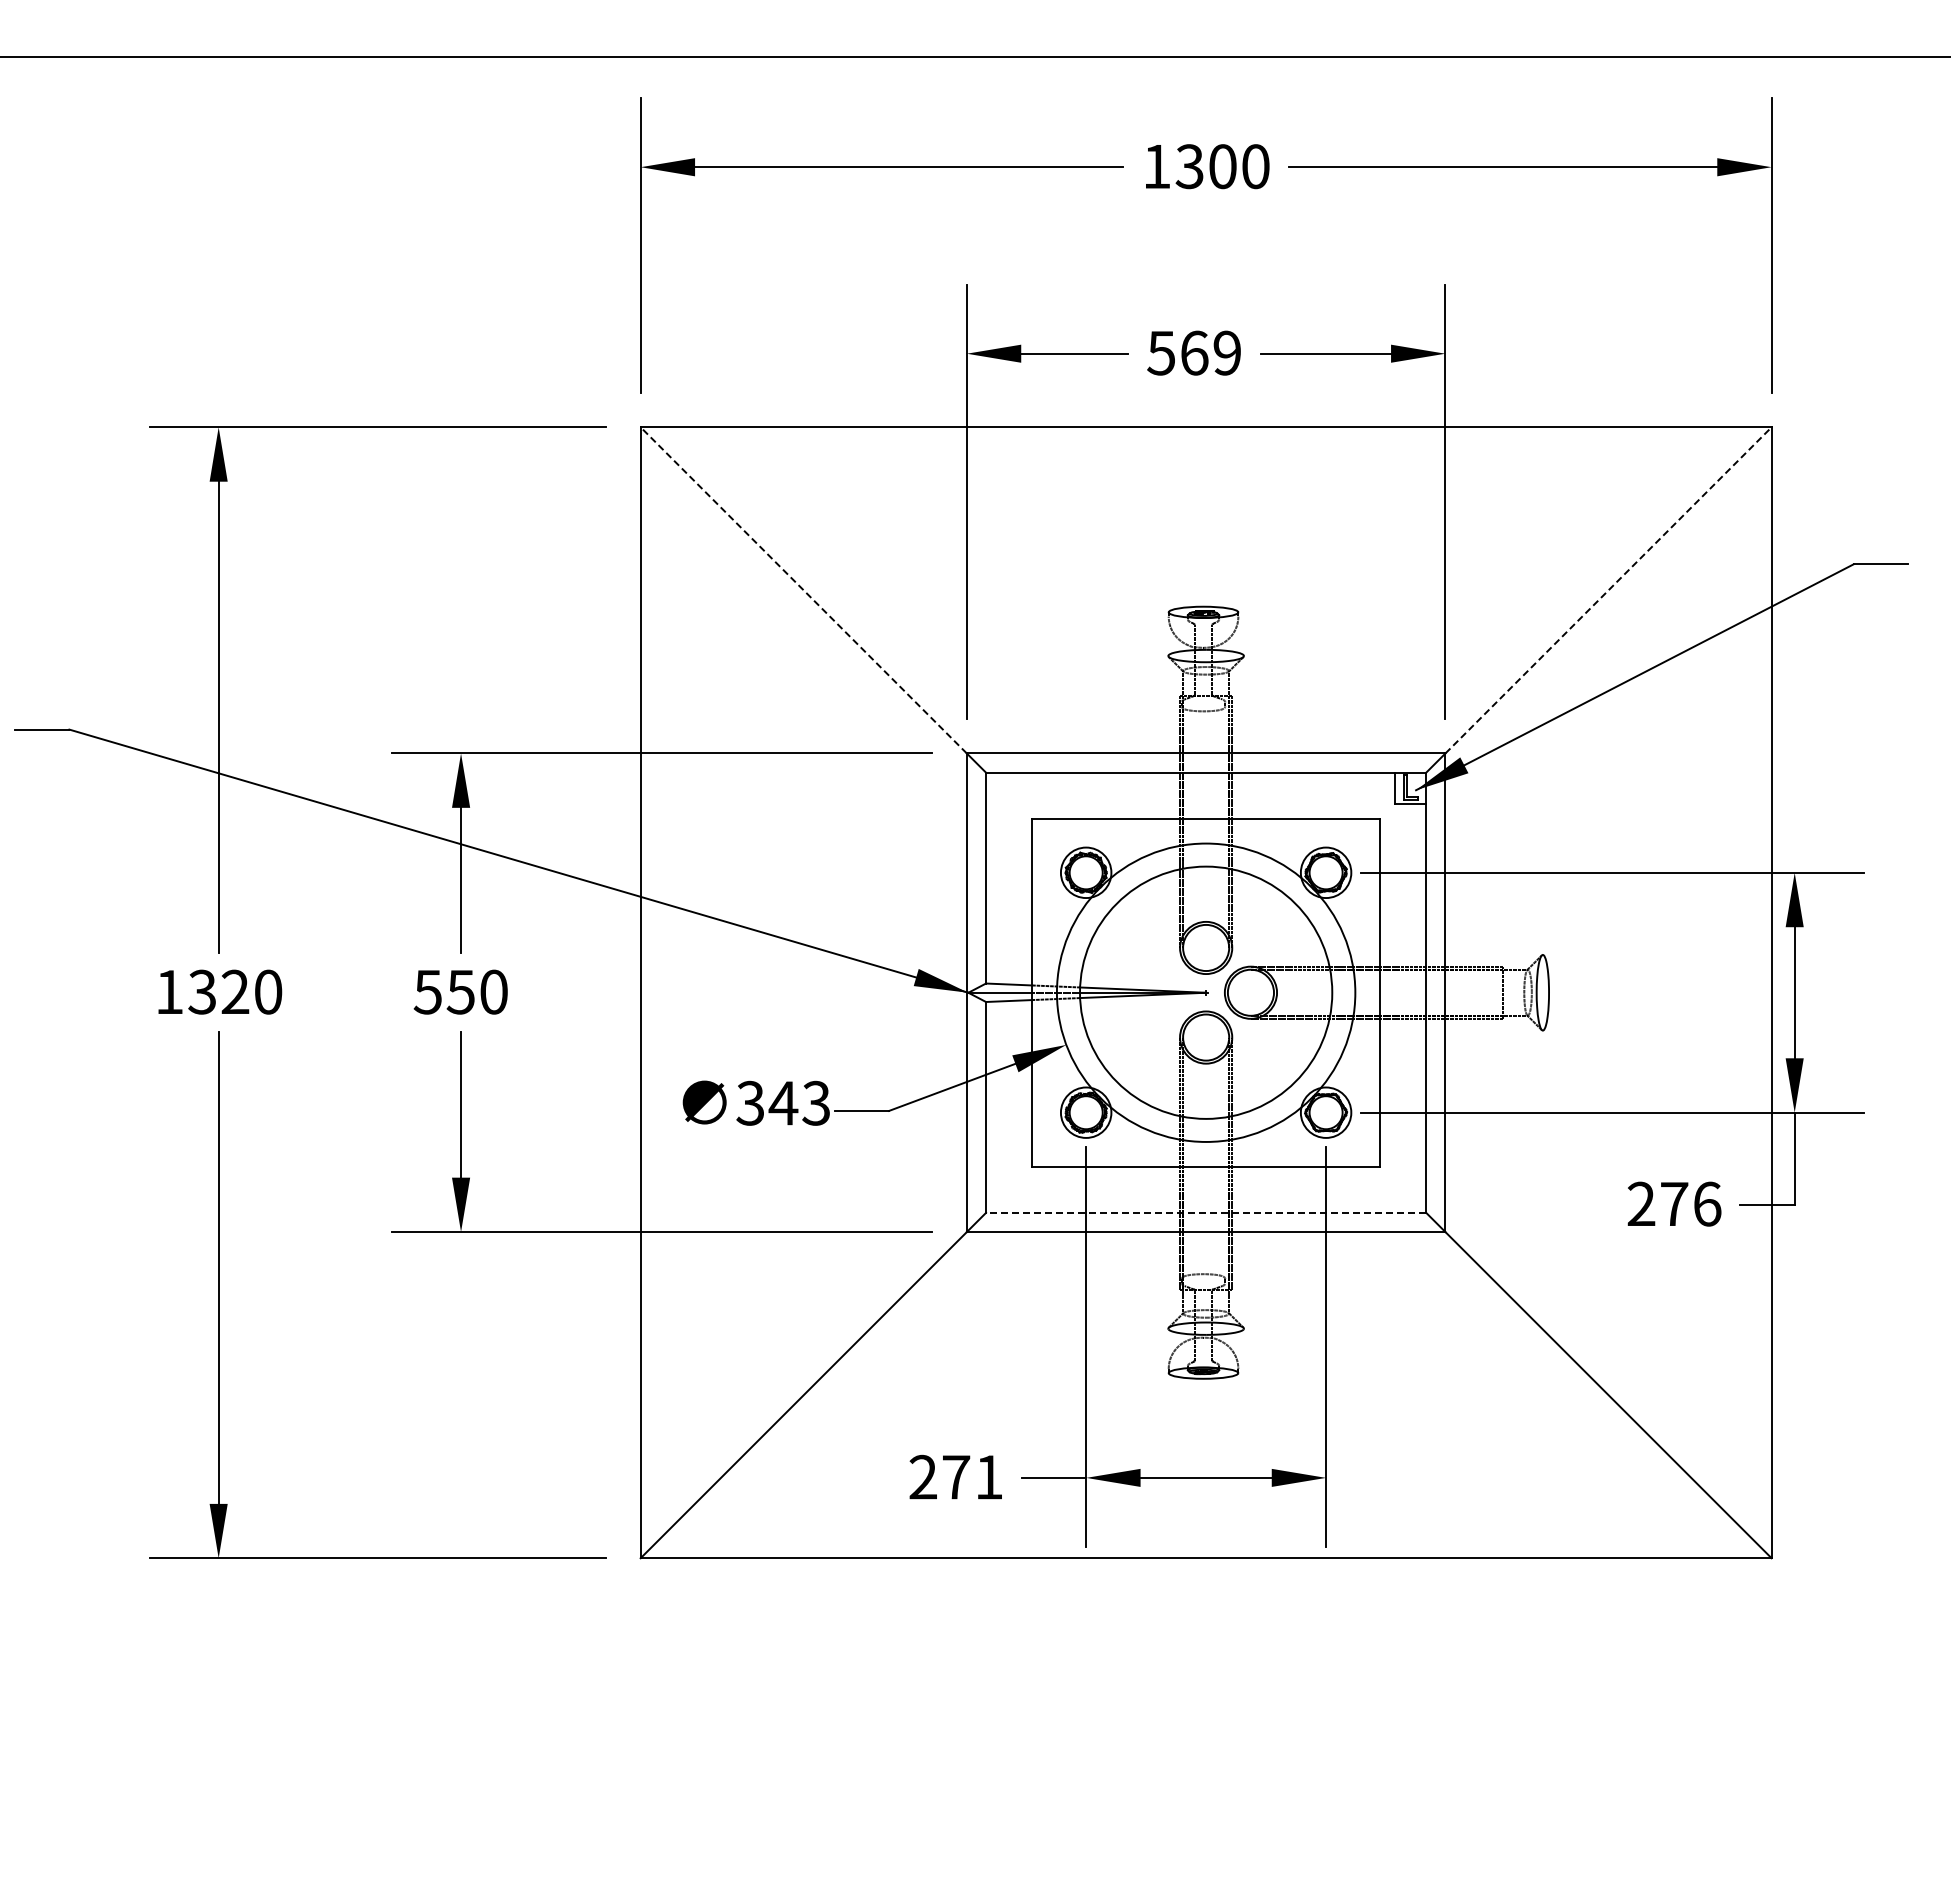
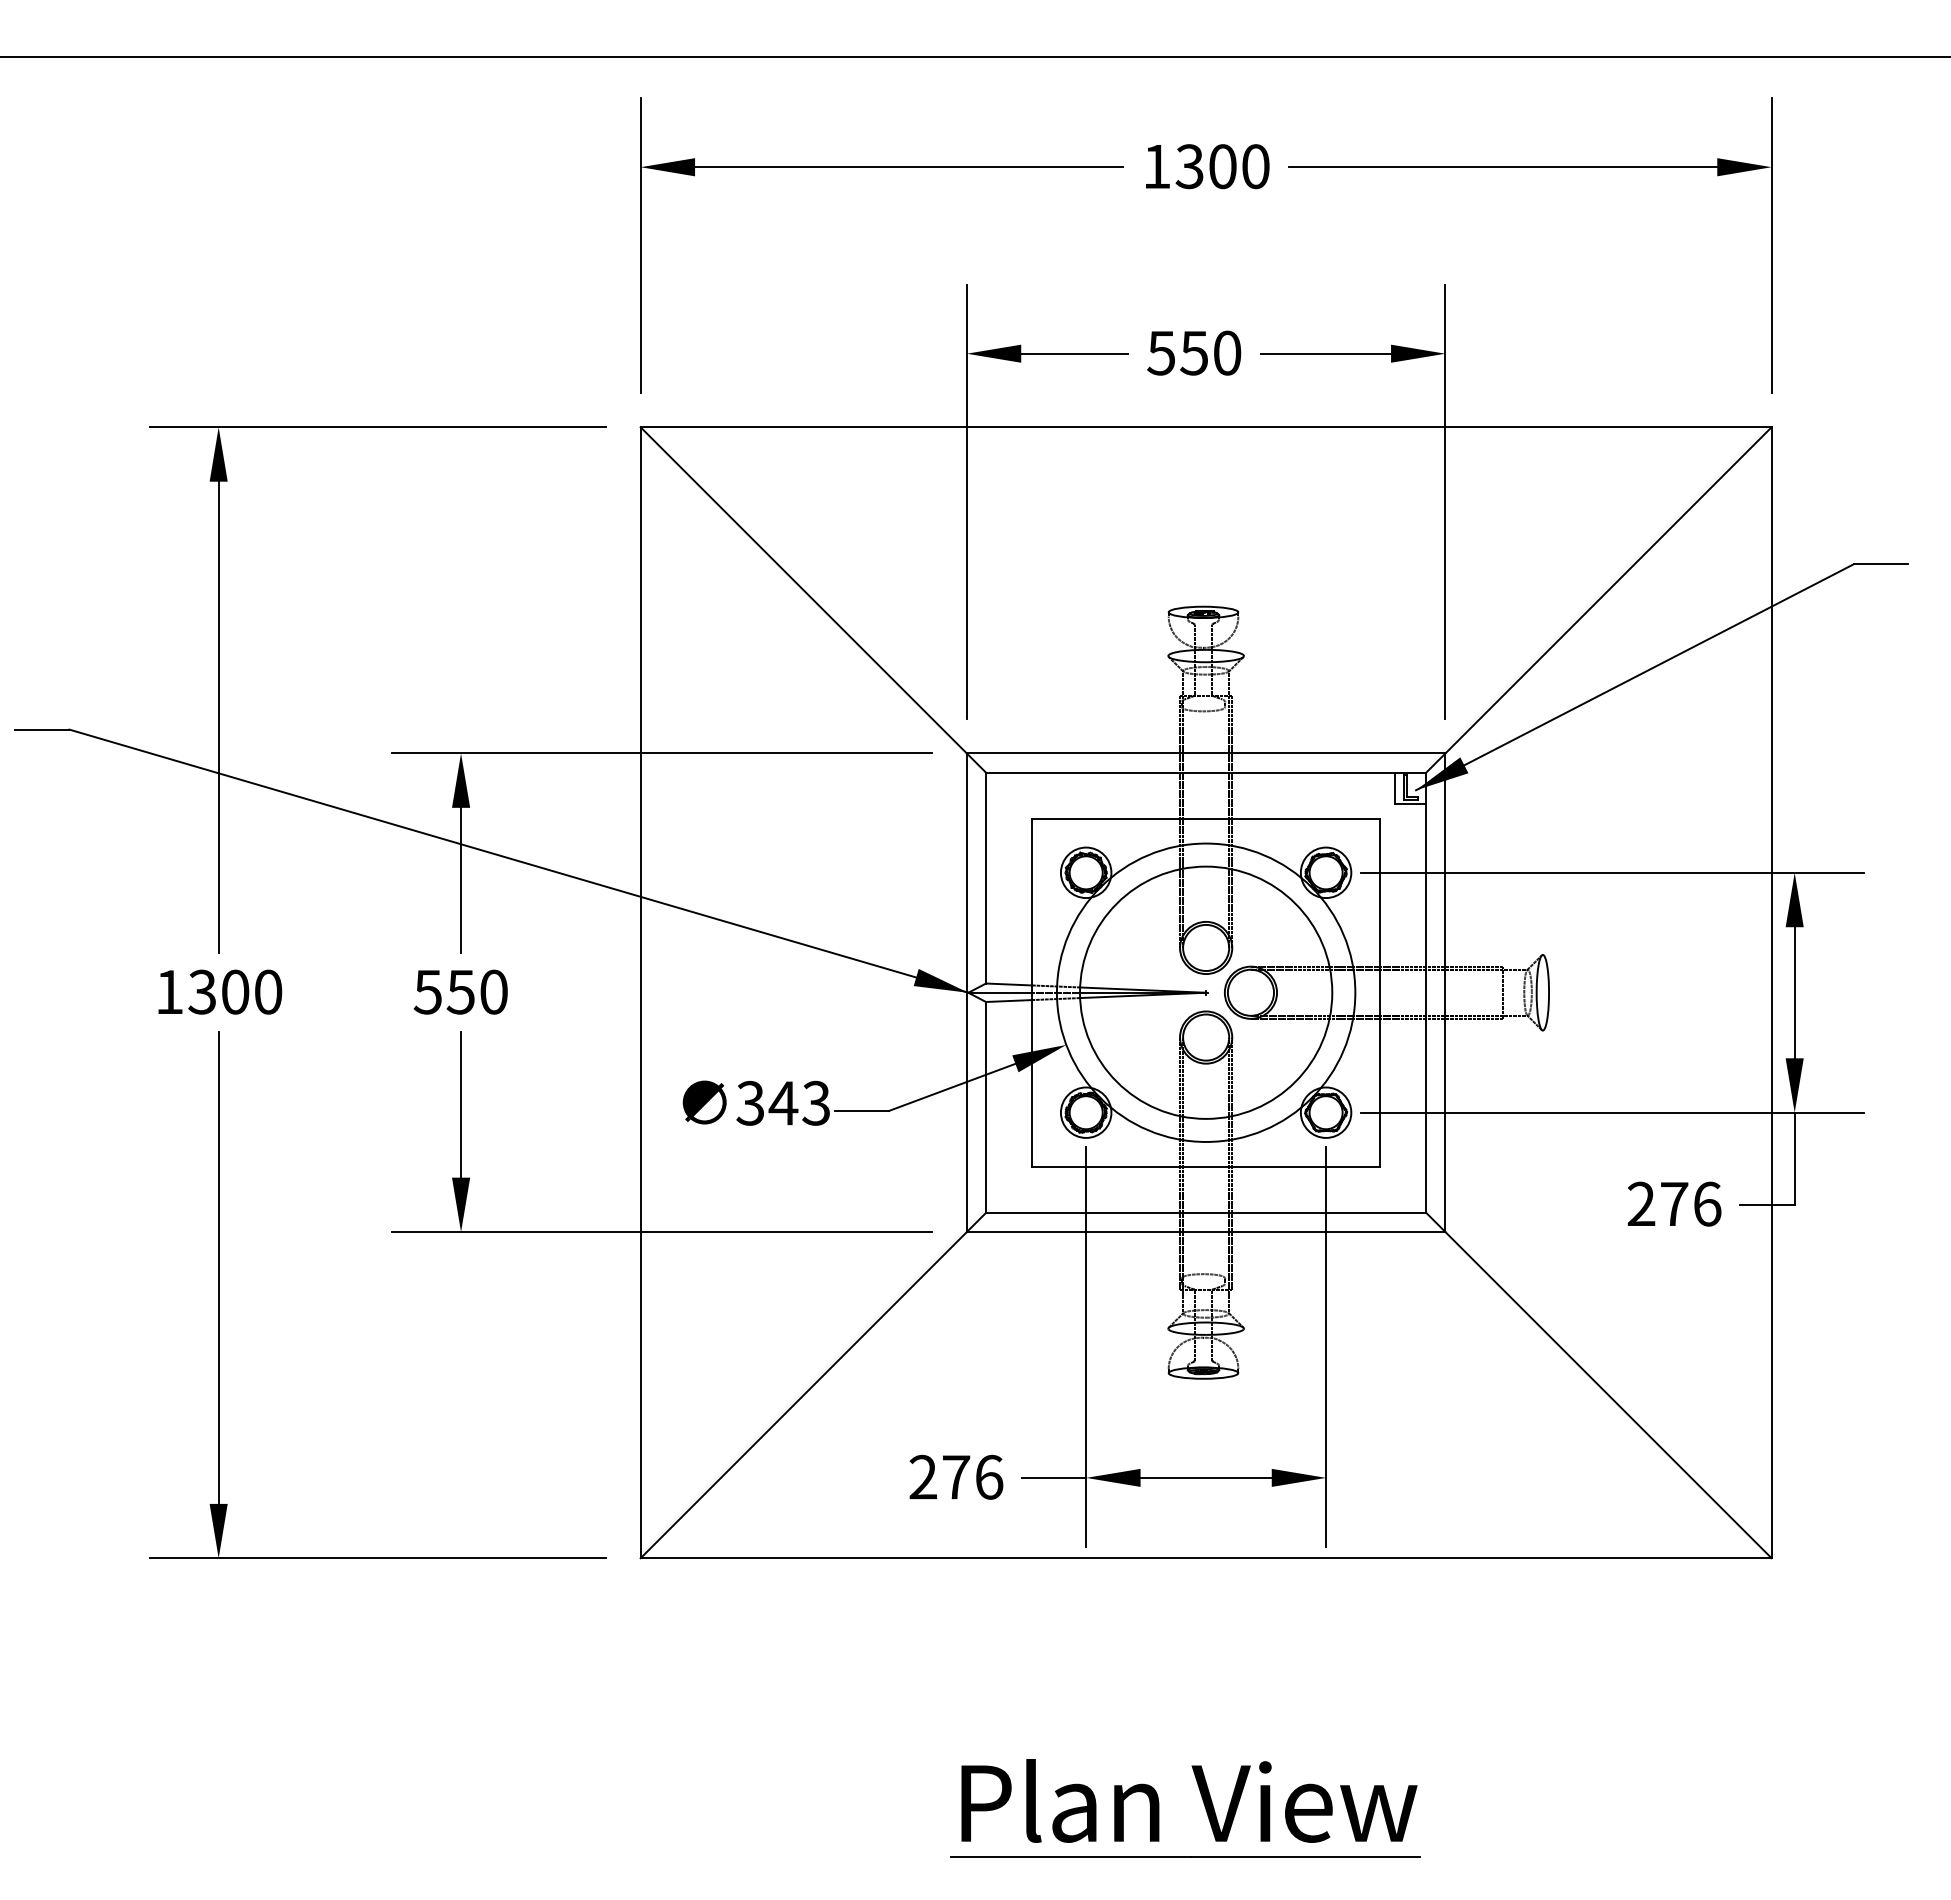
text: 569 -> 550 (1210, 352)
line: dashed -> solid (803, 590)
line: dashed -> solid (1608, 590)
text: 1320 -> 1300 (235, 991)
line: dashed -> solid (1205, 1212)
text: 271 -> 276 (989, 1476)
part: none -> present (1203, 1803)
